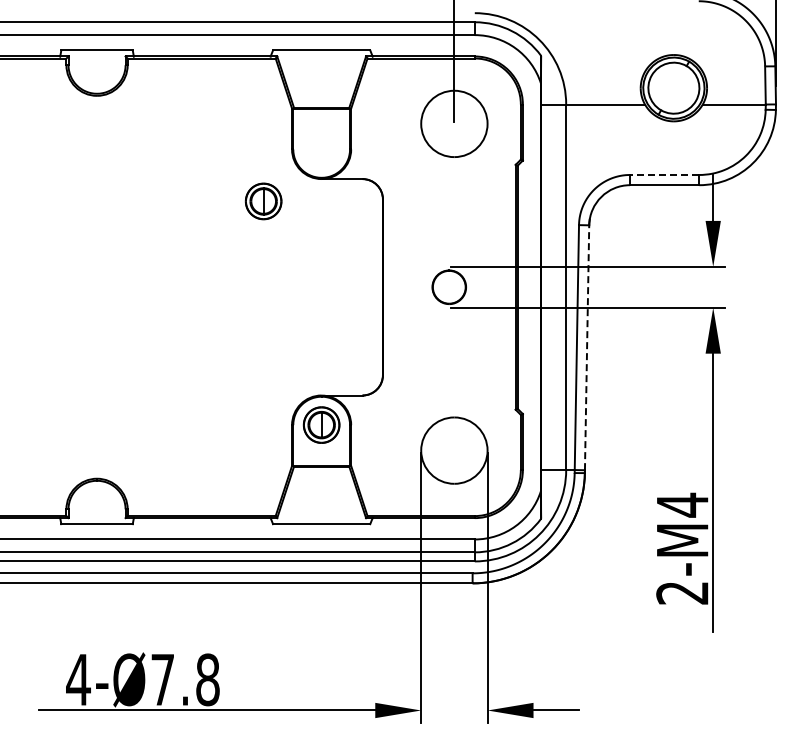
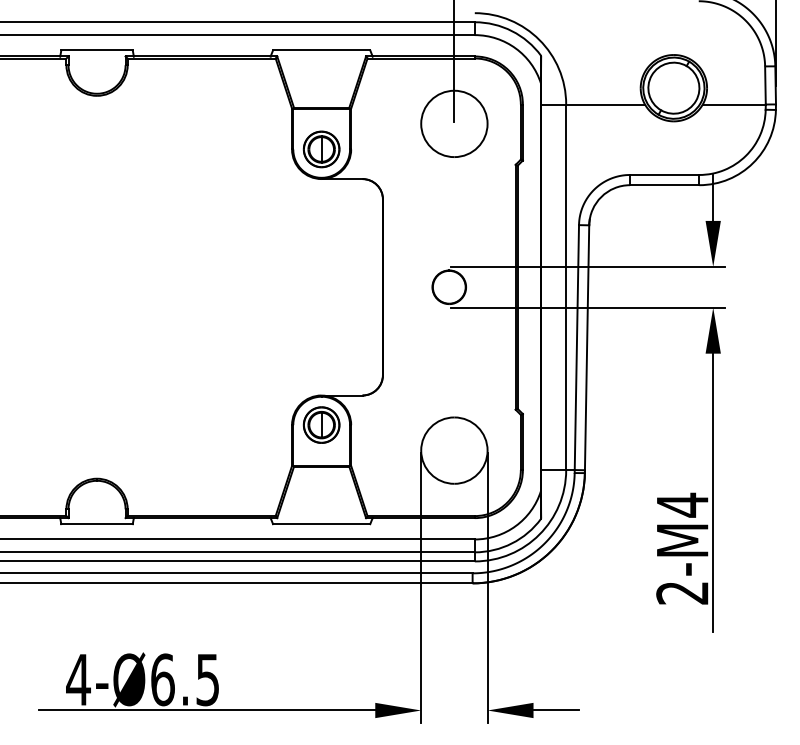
line: dashed -> solid (664, 174)
part position: (263, 201) -> (321, 149) (321, 149)
line: dashed -> solid (587, 347)
text: 4-Ø7.8 -> 4-Ø6.5 (185, 679)
